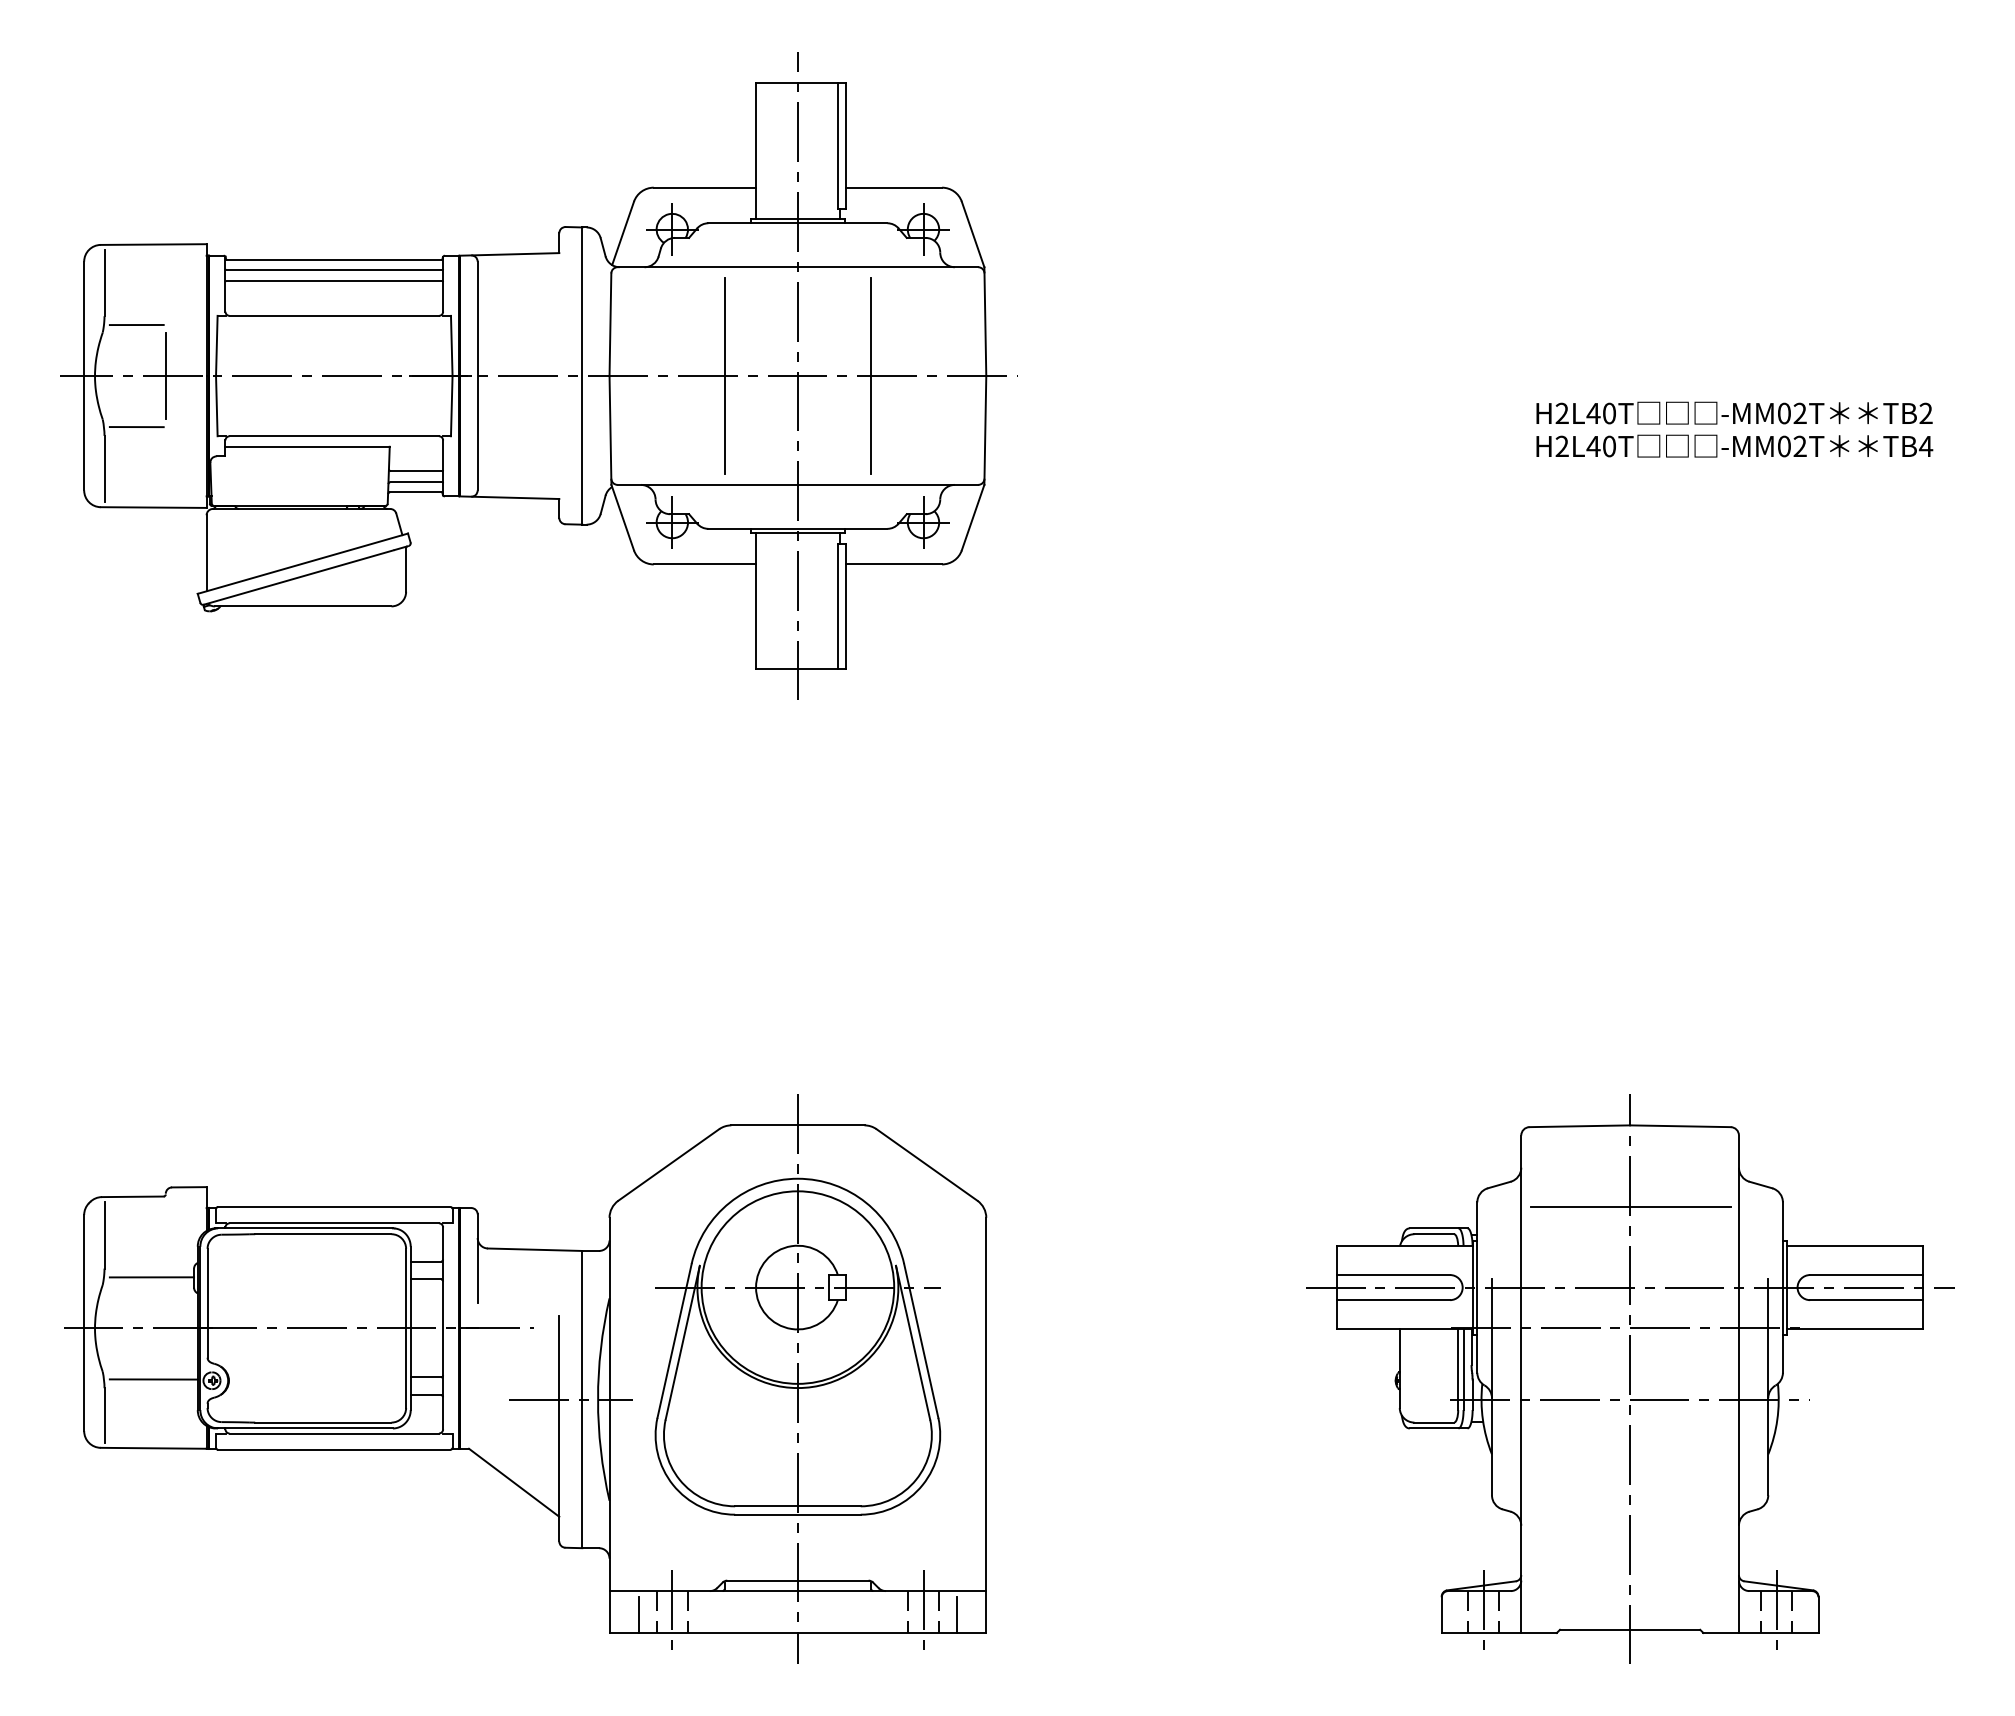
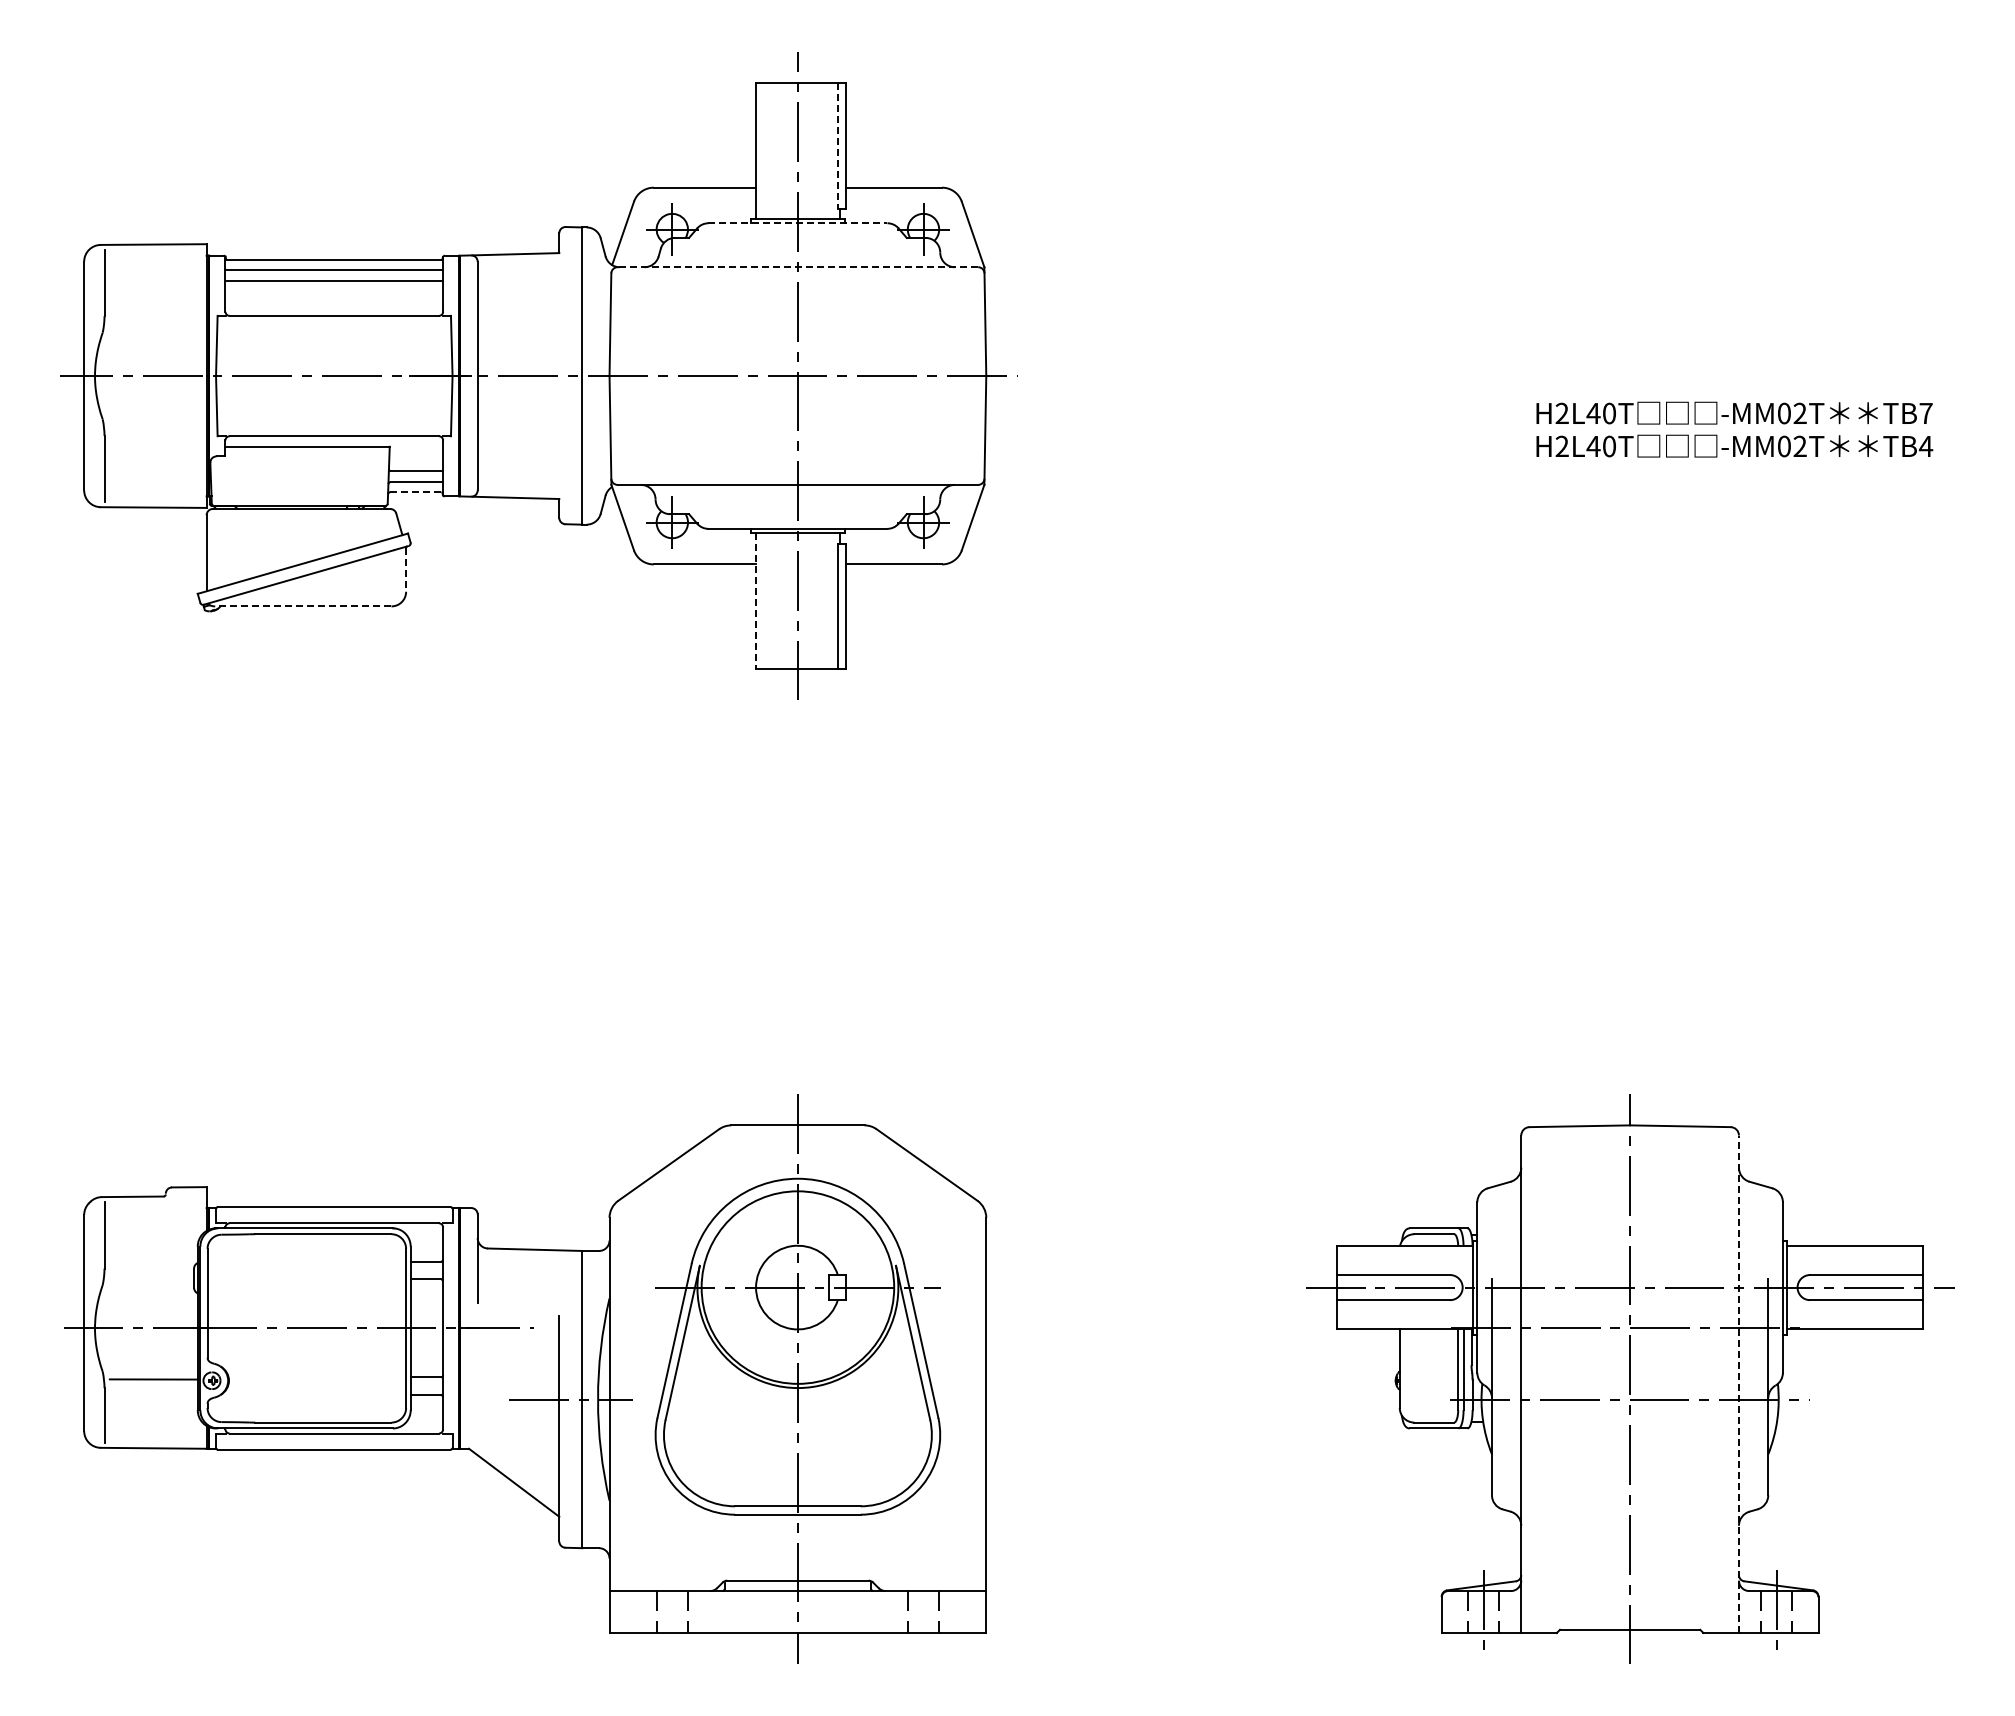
line: solid -> dashed (837, 145)
line: solid -> dashed (797, 223)
line: solid -> dashed (797, 267)
line: present -> none (136, 324)
line: present -> none (165, 375)
line: present -> none (724, 375)
line: present -> none (871, 375)
text: TB2 -> TB7 (1925, 412)
line: present -> none (136, 427)
line: solid -> dashed (415, 492)
line: solid -> dashed (406, 569)
line: solid -> dashed (756, 601)
line: solid -> dashed (302, 606)
line: present -> none (1630, 1207)
line: present -> none (151, 1277)
line: solid -> dashed (1738, 1384)
line: present -> none (672, 1611)
line: present -> none (923, 1611)
line: present -> none (638, 1614)
line: present -> none (956, 1614)
